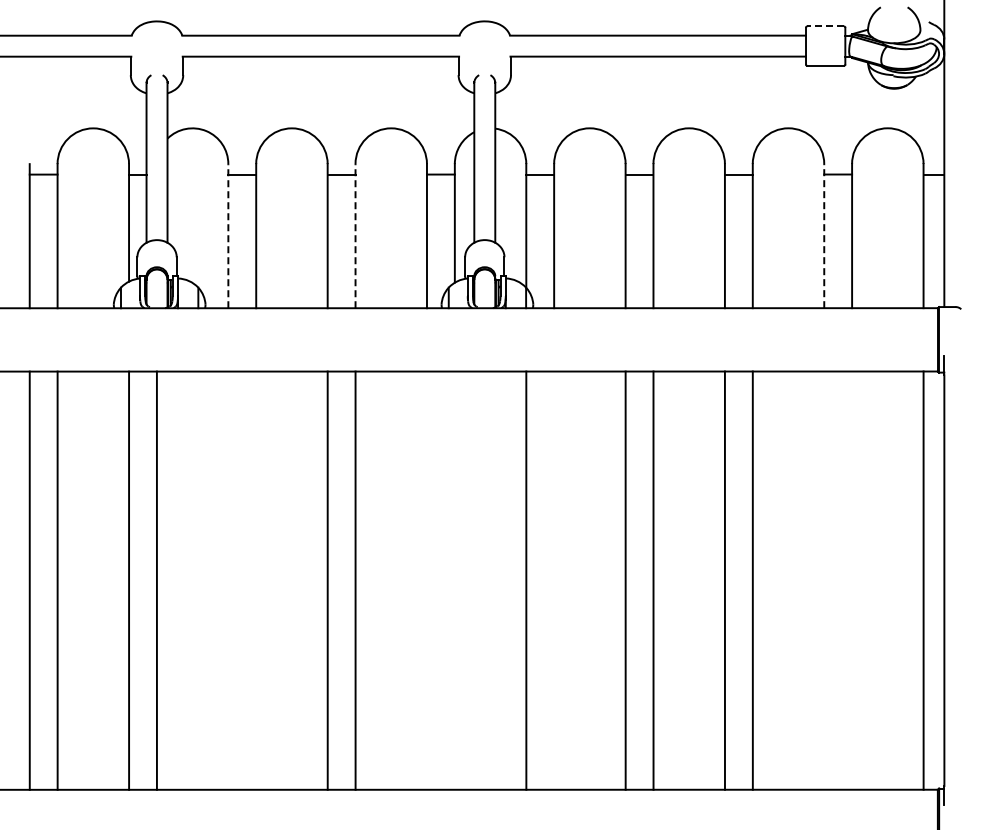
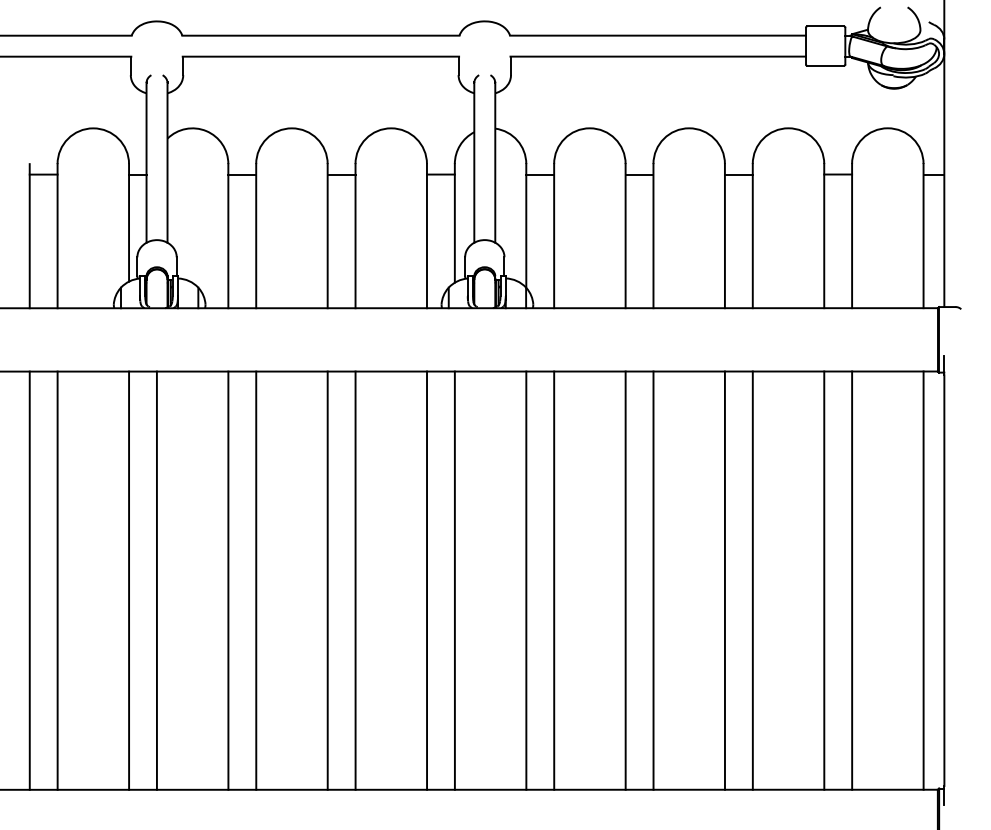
line: dashed -> solid (825, 26)
line: dashed -> solid (228, 235)
line: dashed -> solid (355, 235)
line: dashed -> solid (824, 235)
line: none -> present (228, 580)
line: none -> present (256, 580)
line: none -> present (427, 580)
line: none -> present (454, 580)
line: none -> present (554, 580)
line: none -> present (824, 580)
line: none -> present (852, 580)
